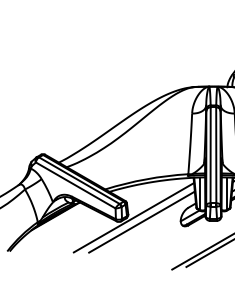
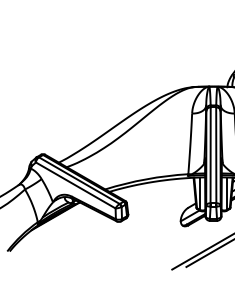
line: present -> none (133, 217)
line: present -> none (141, 221)
